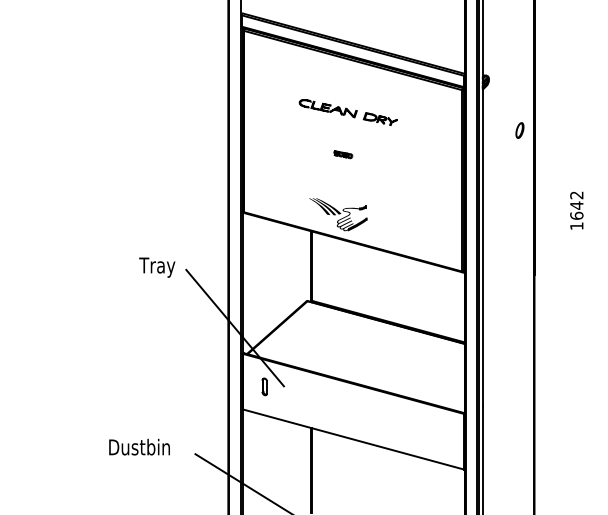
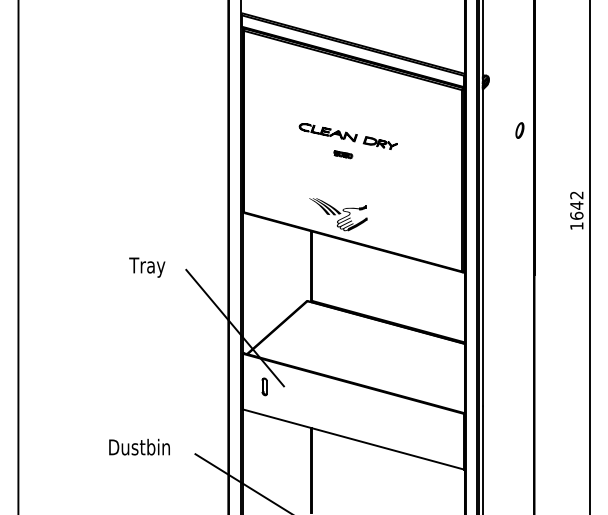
part position: (347, 112) -> (347, 136) (347, 136)
line: none -> present (18, 256)
line: none -> present (589, 256)
text position: (157, 267) -> (147, 267) (147, 267)
